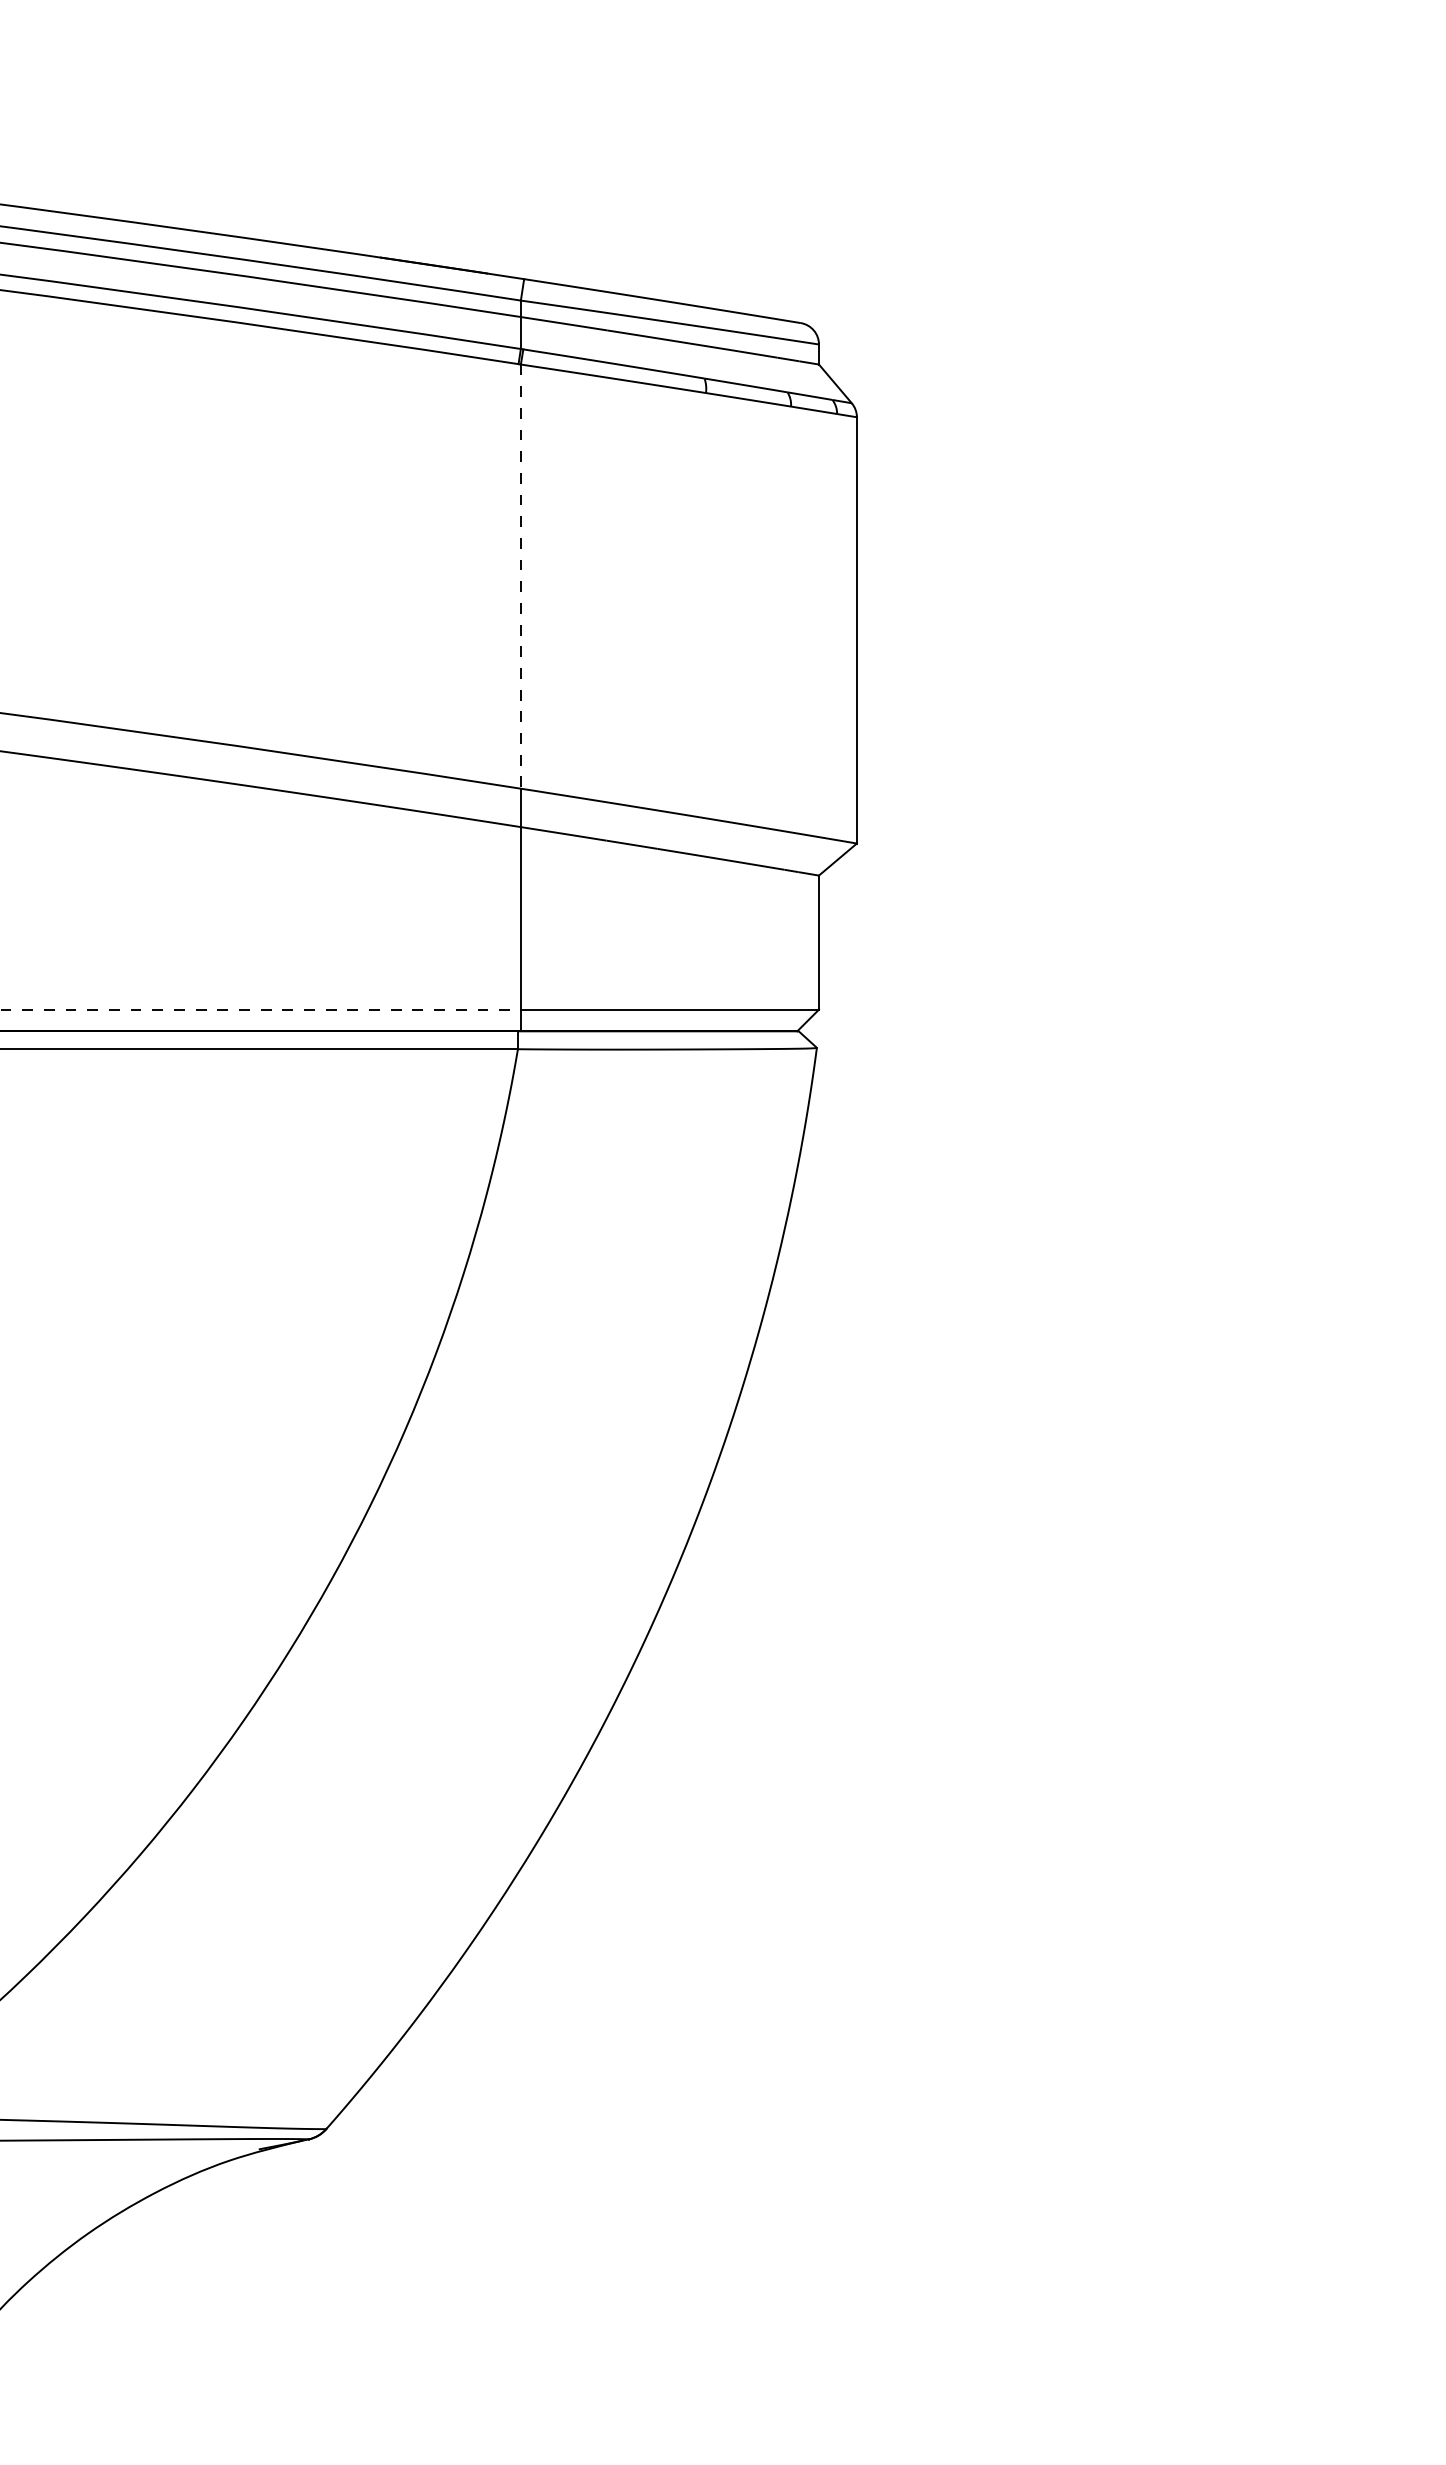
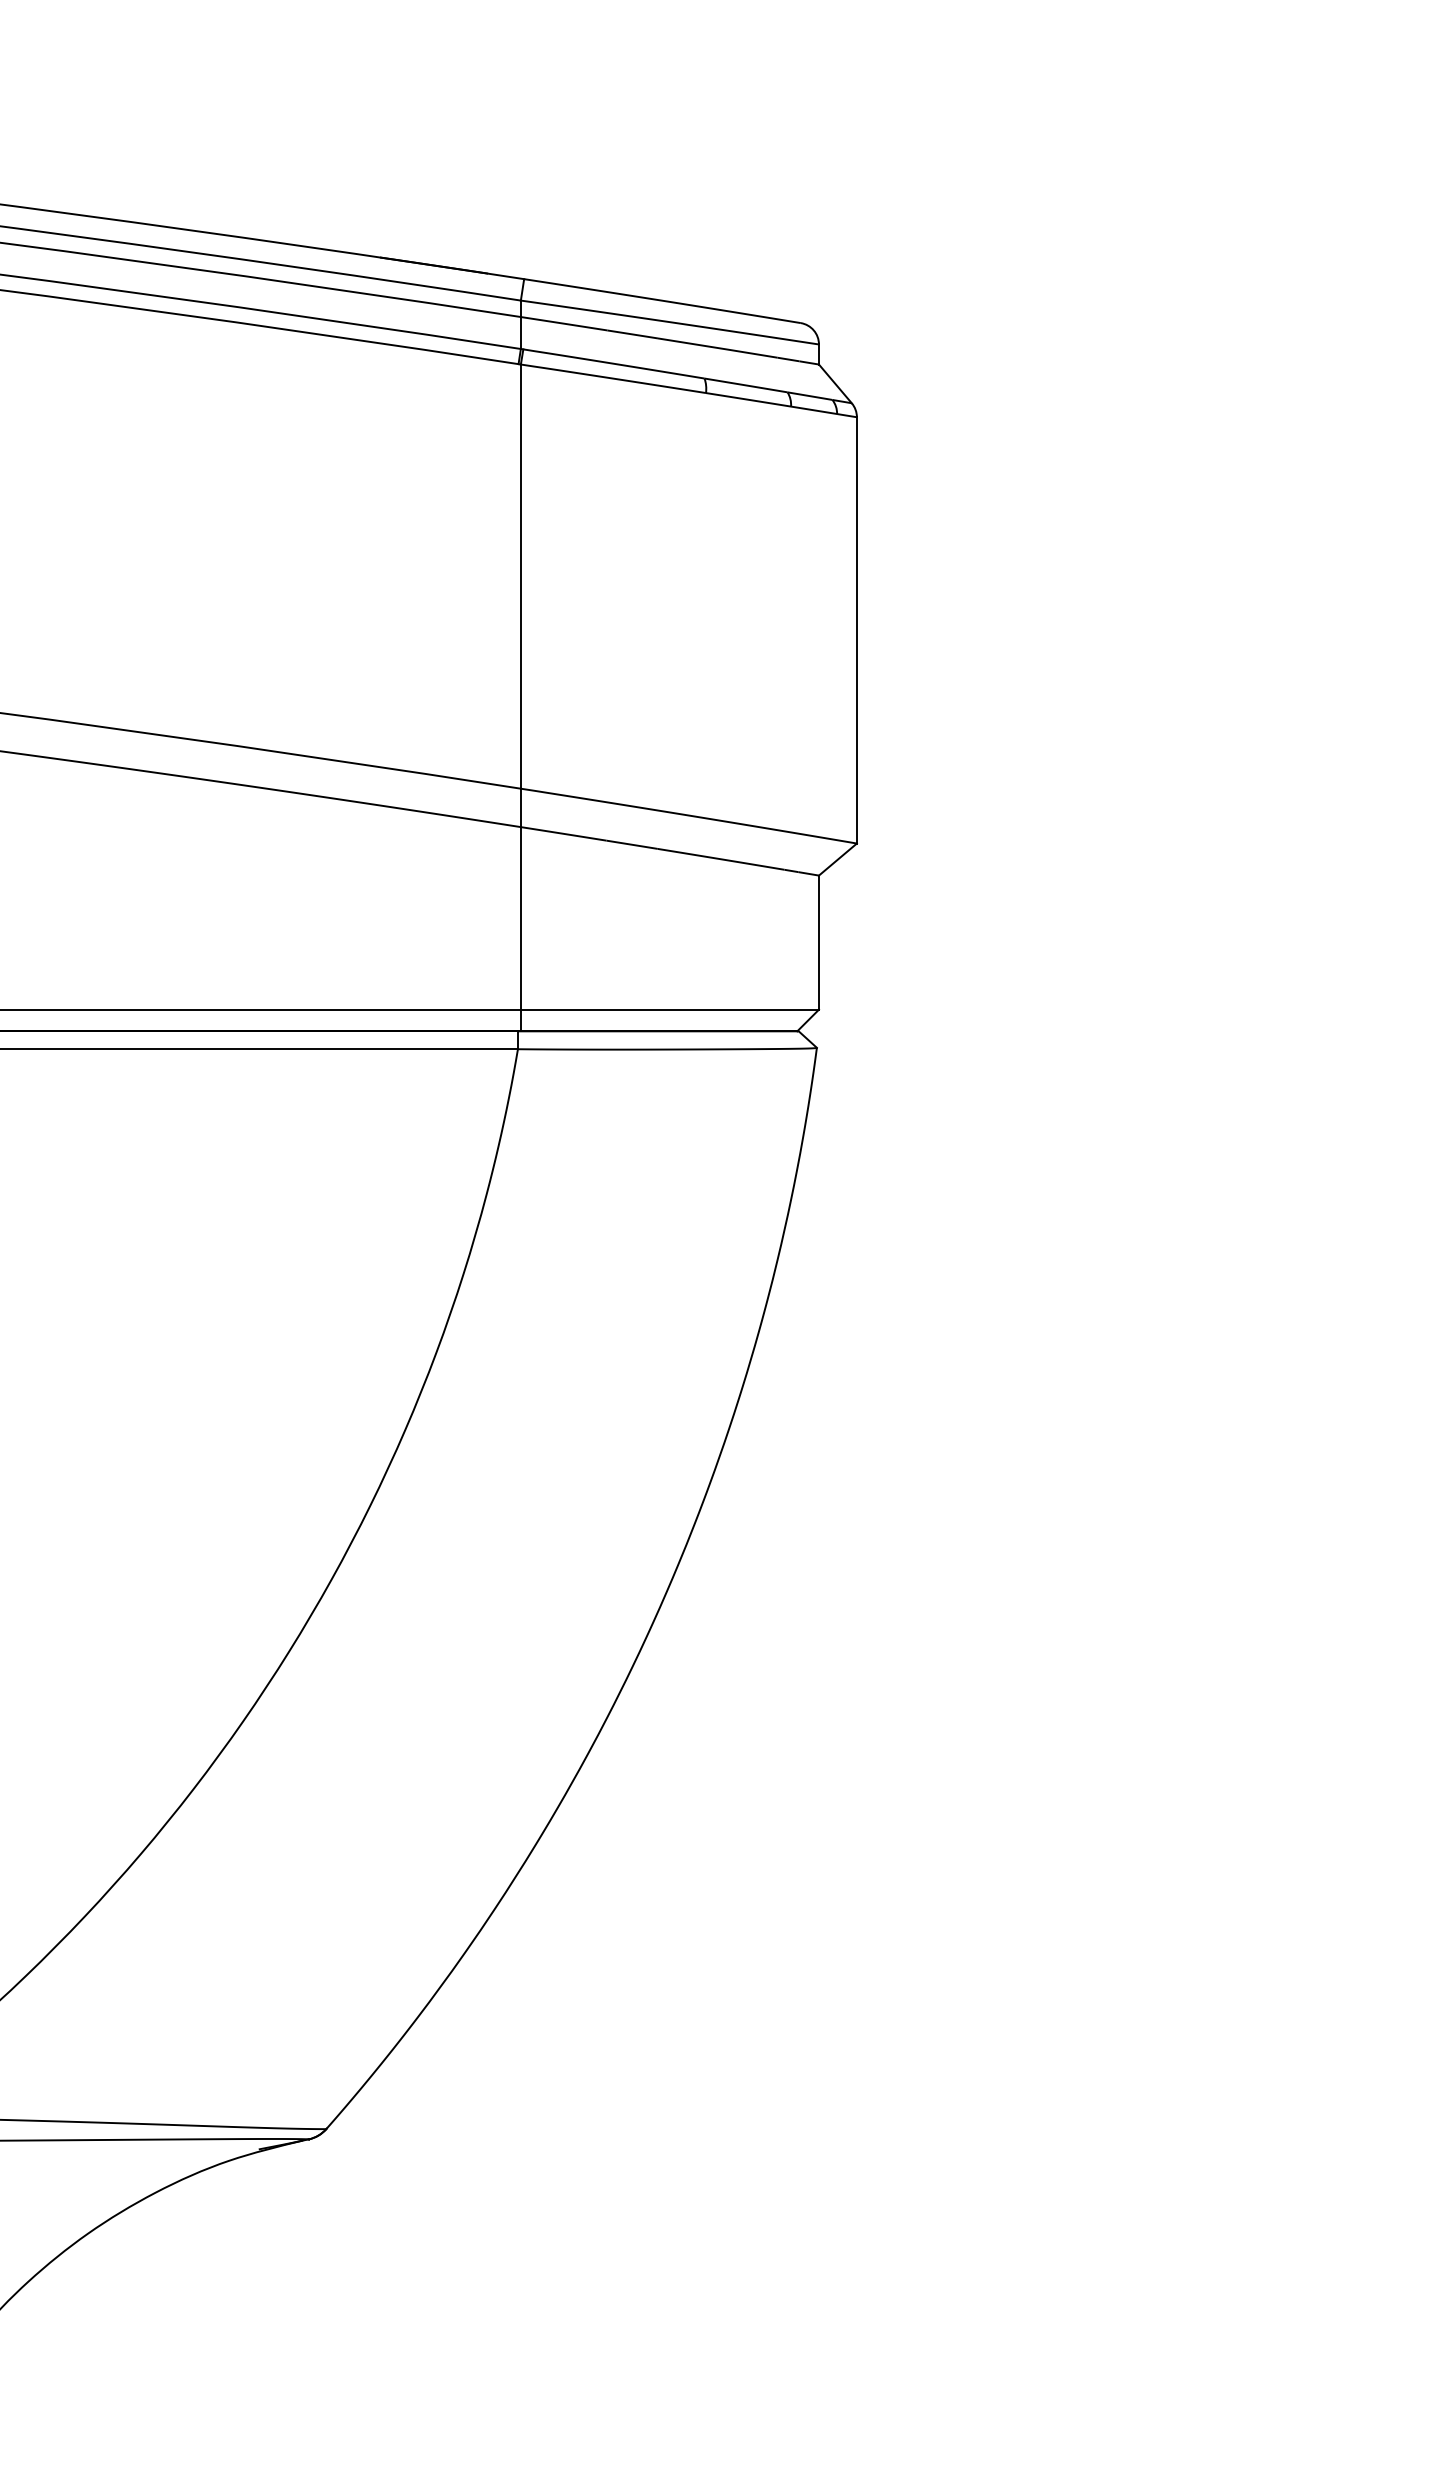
line: dashed -> solid (520, 577)
line: dashed -> solid (261, 1009)
